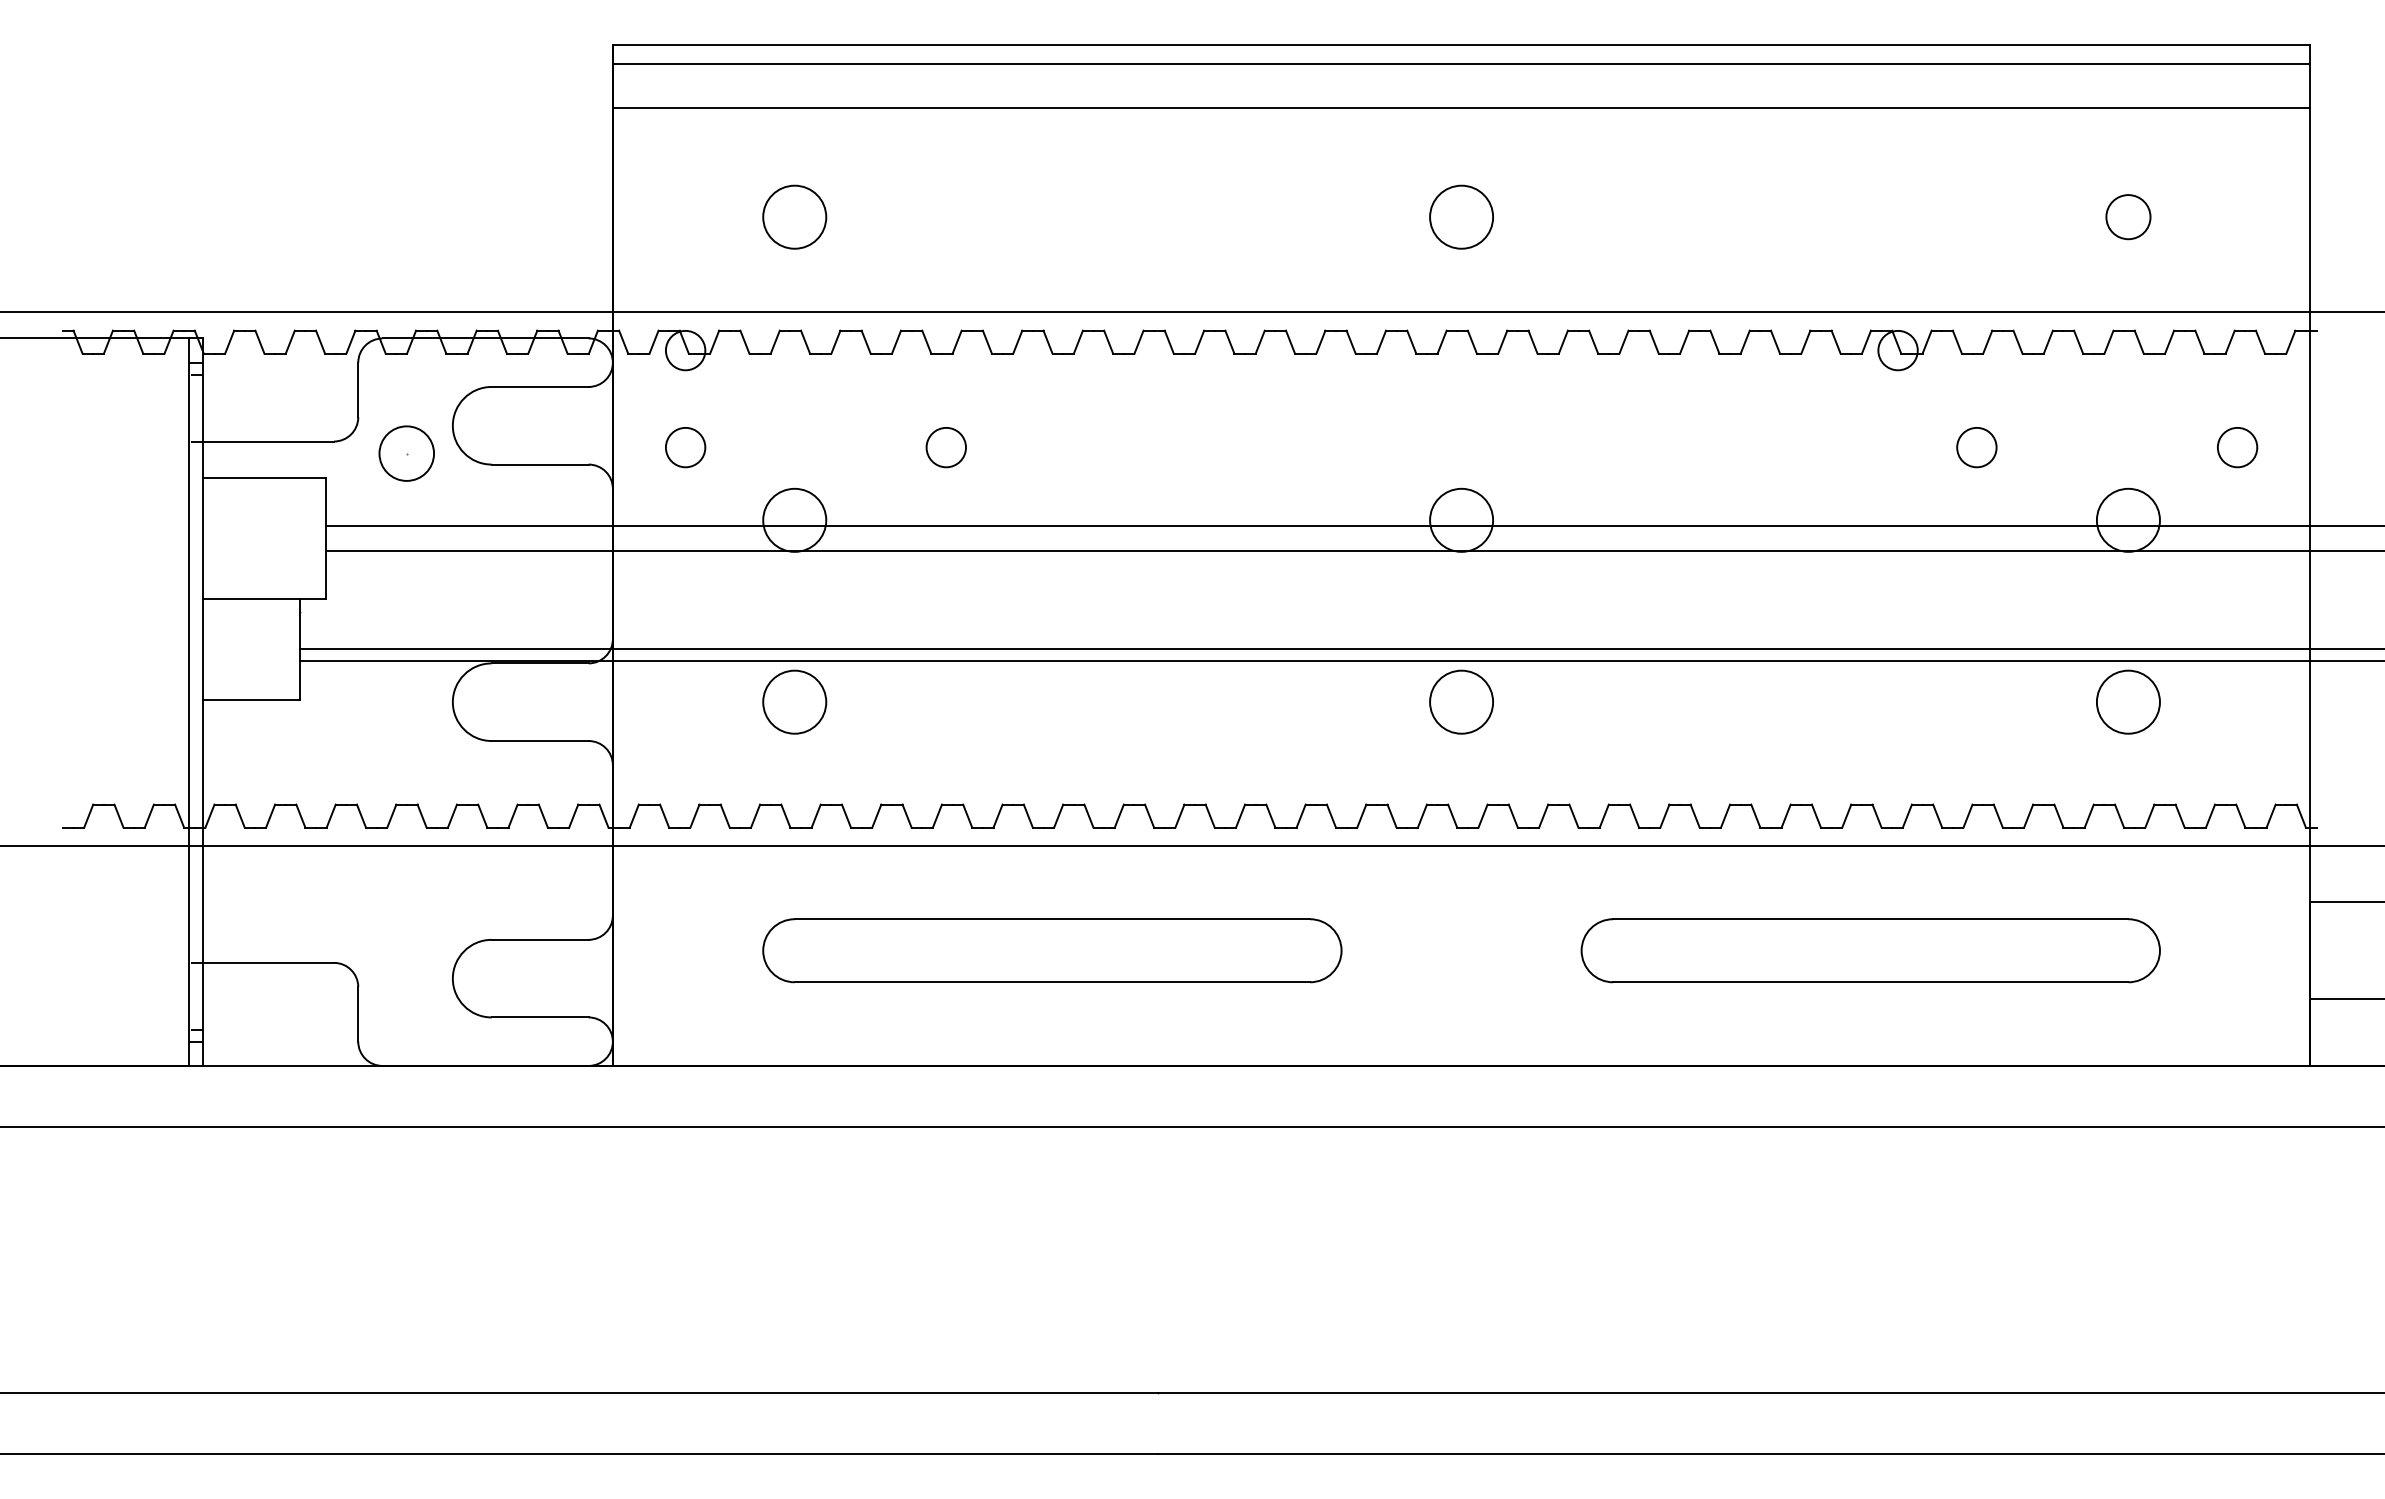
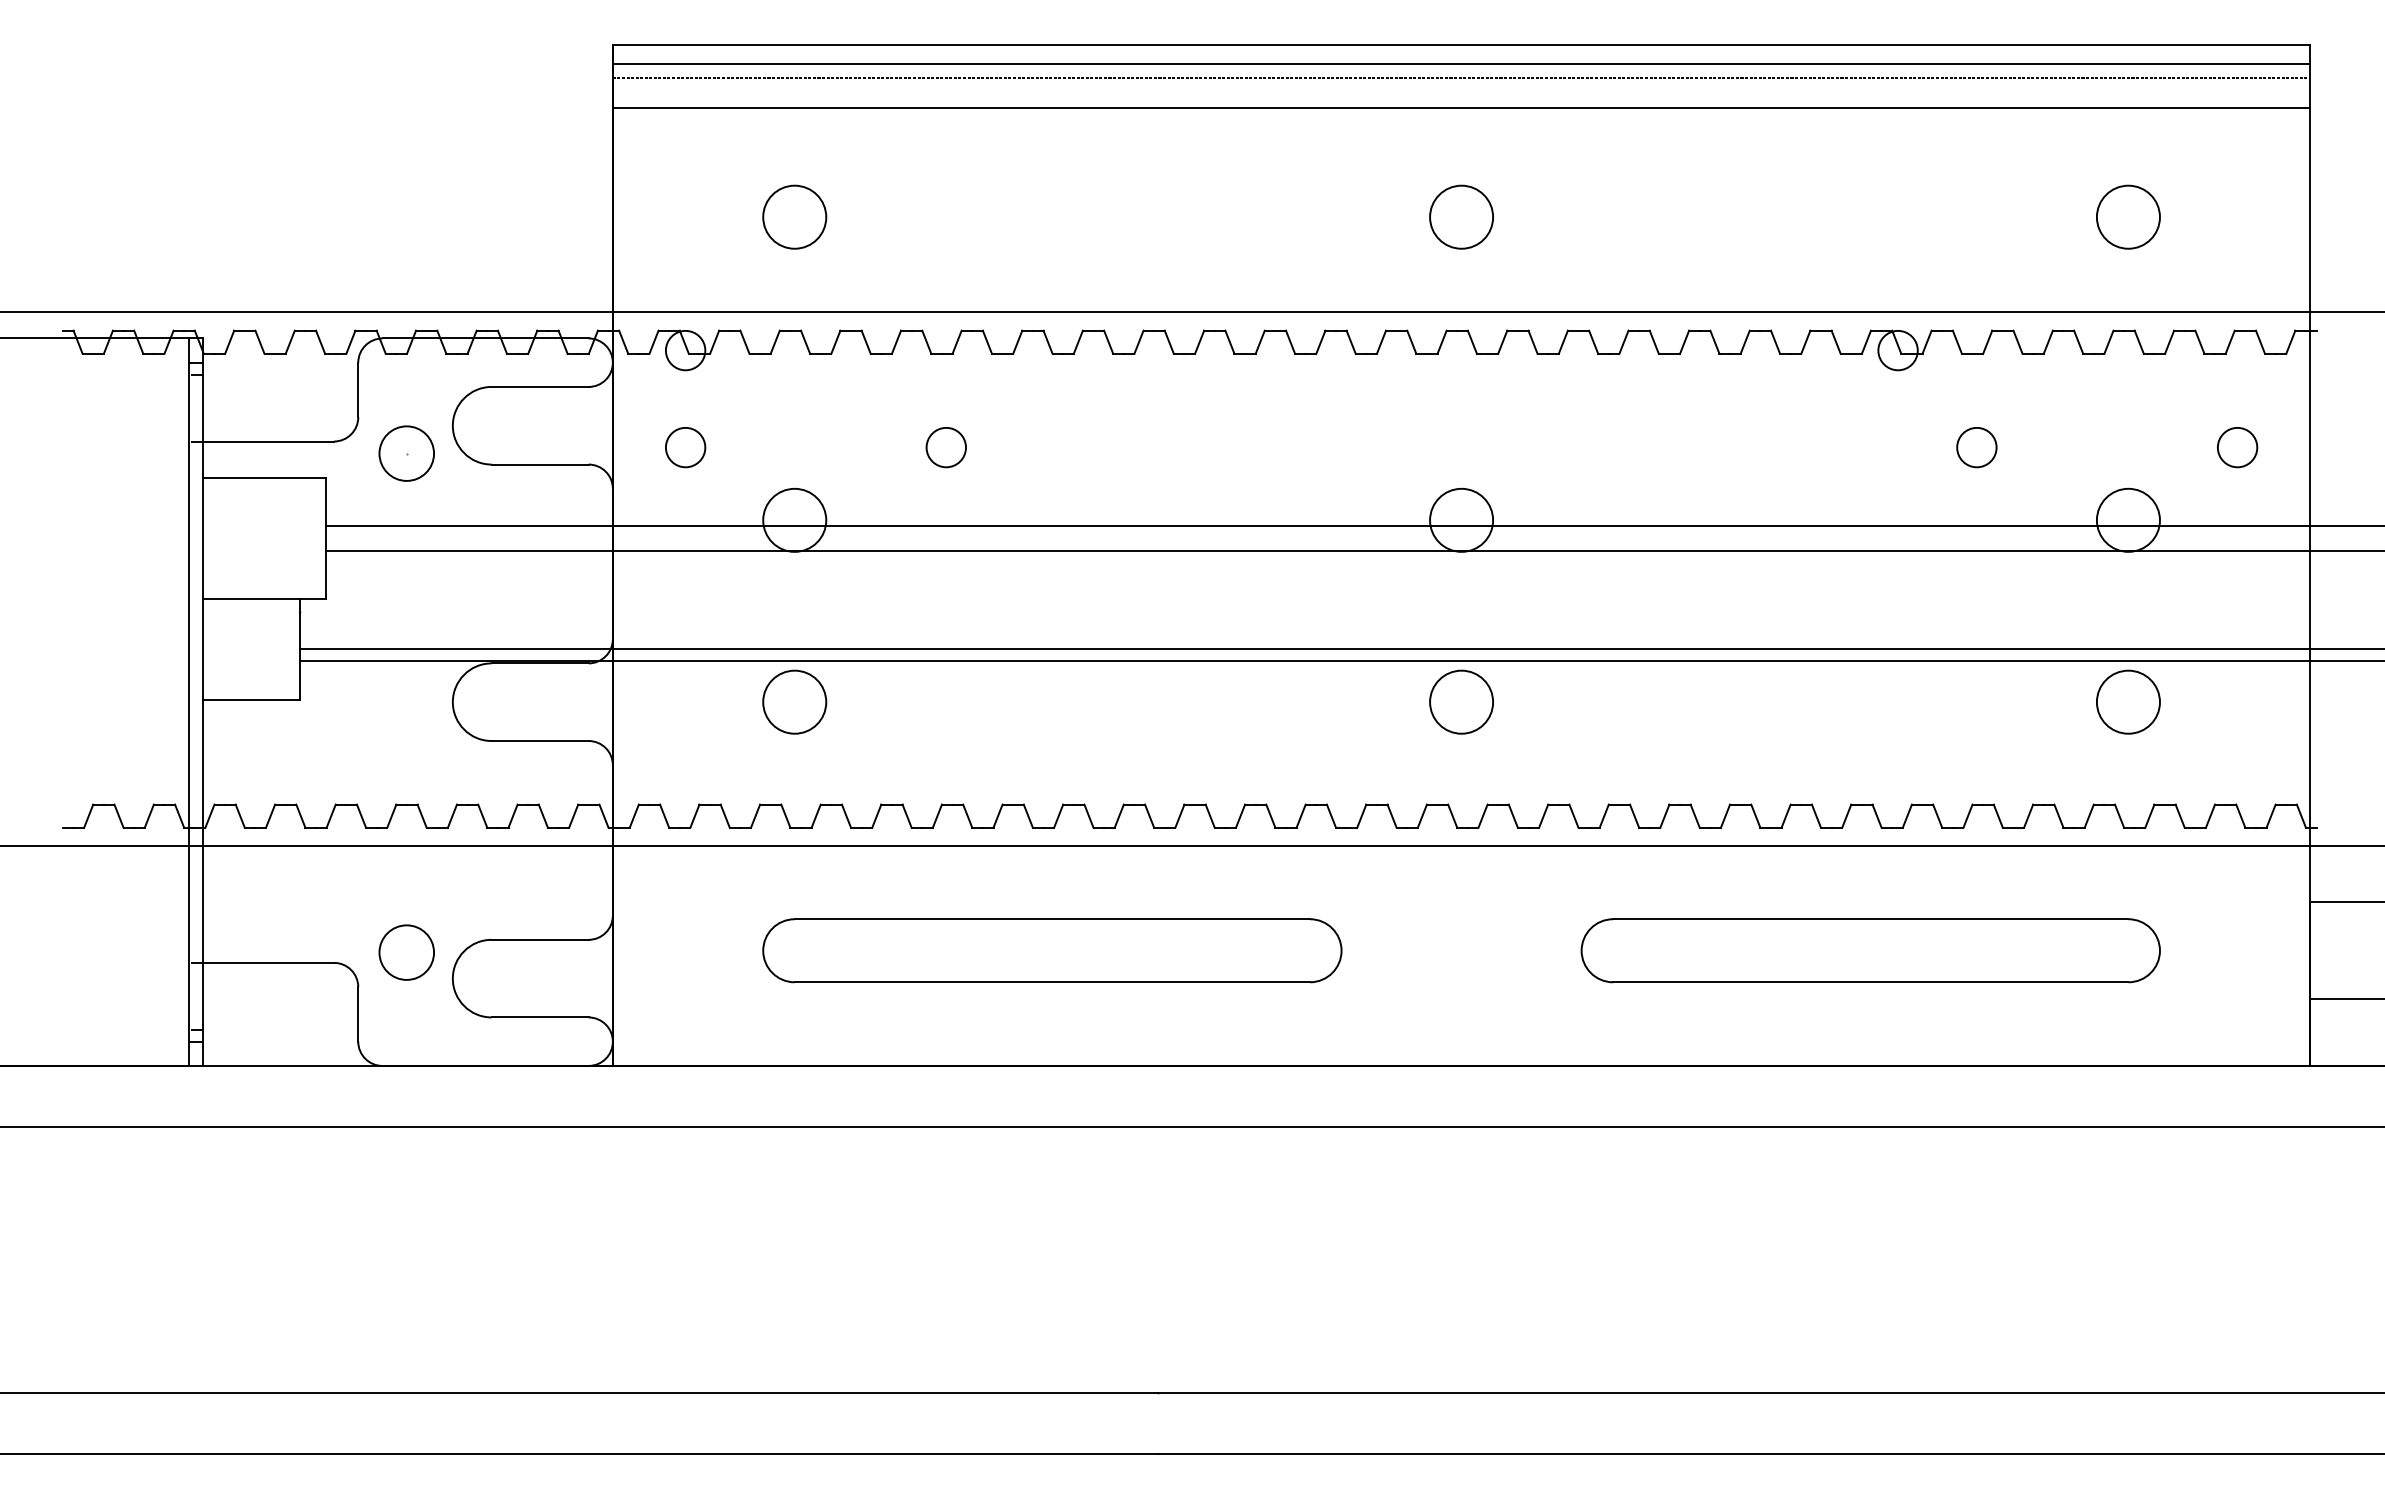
line: none -> present (1461, 78)
circle size: 47x47 px -> 65x66 px (2128, 216)
circle: none -> present (406, 952)
